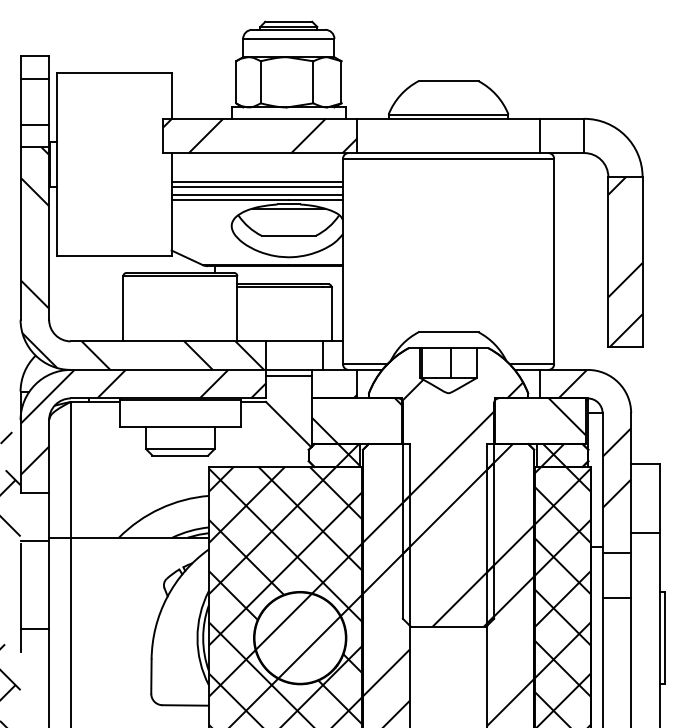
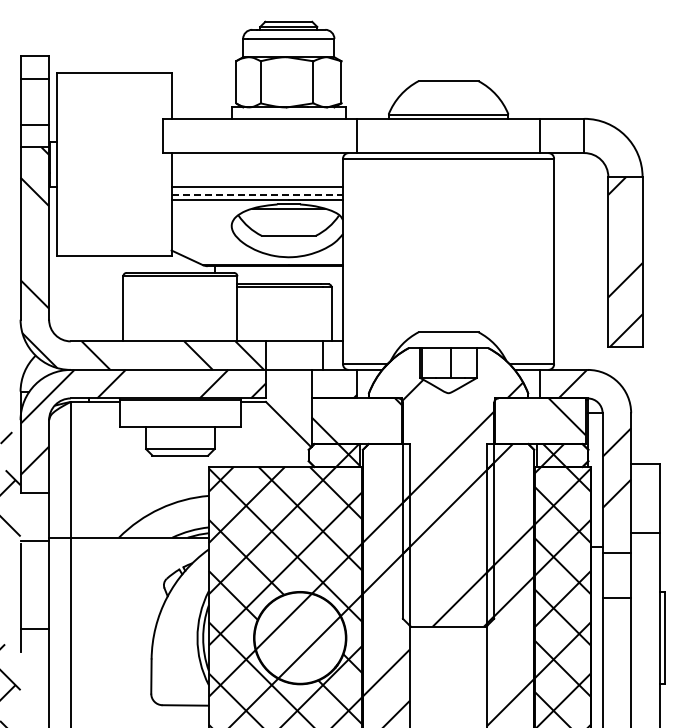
hatch: present -> none (260, 135)
line: present -> none (257, 181)
line: solid -> dashed (257, 195)
line: present -> none (288, 375)
